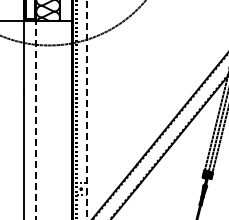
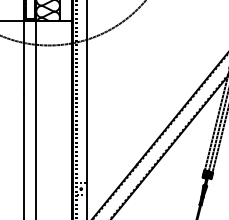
line: dashed -> solid (86, 109)
line: dashed -> solid (36, 118)
